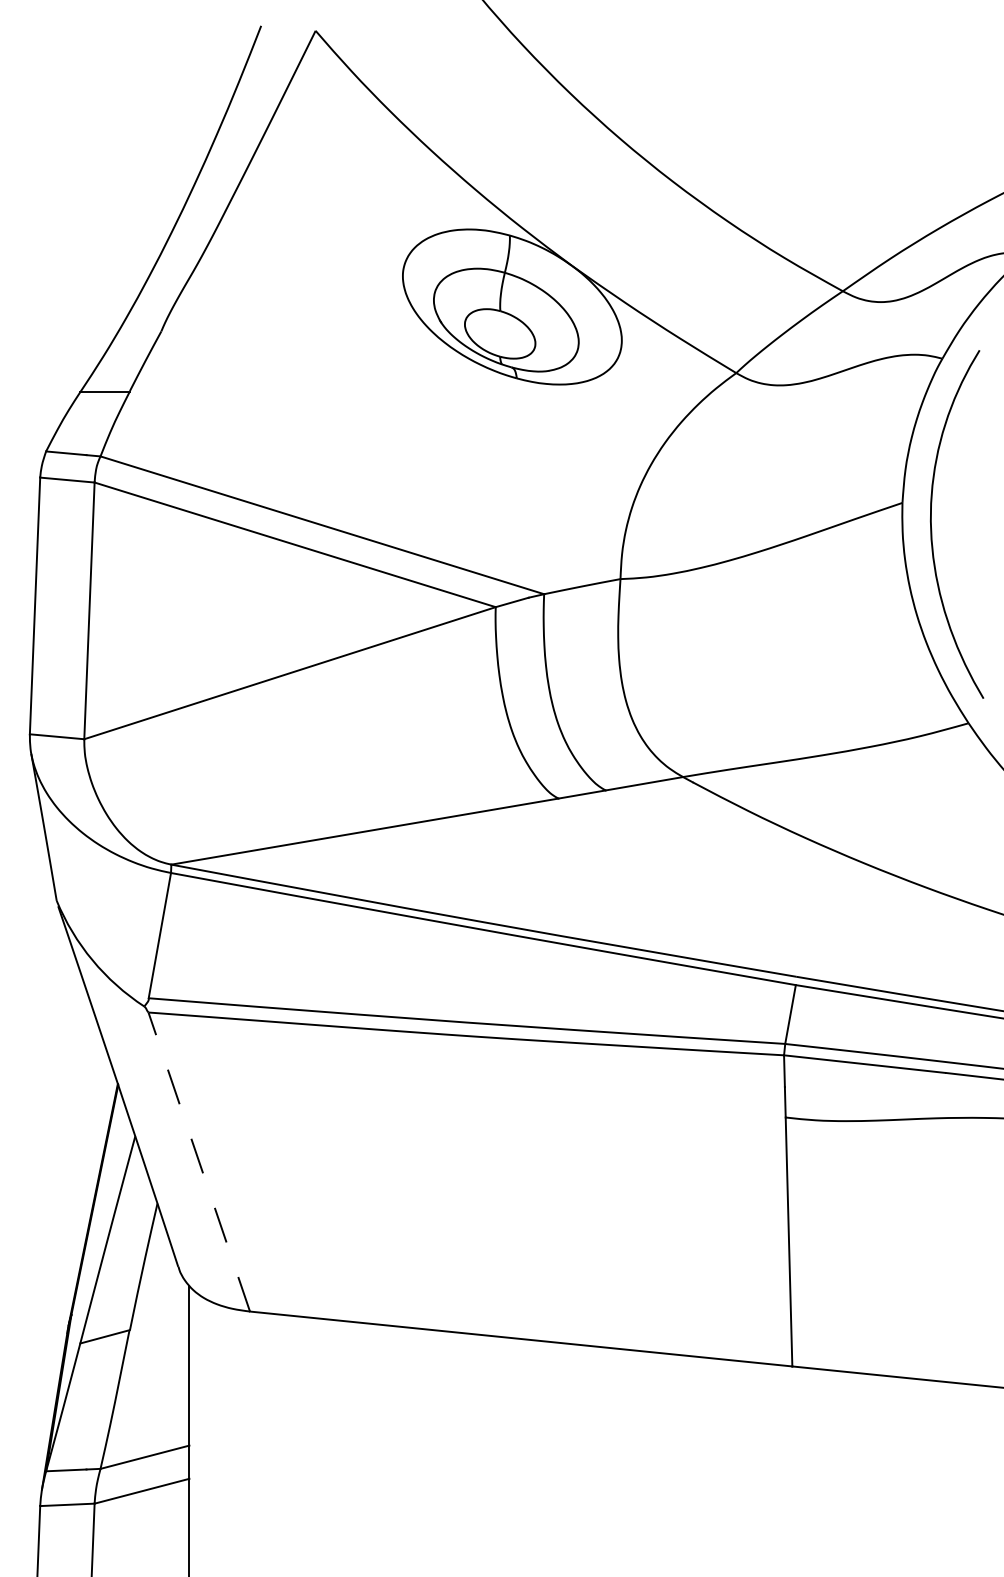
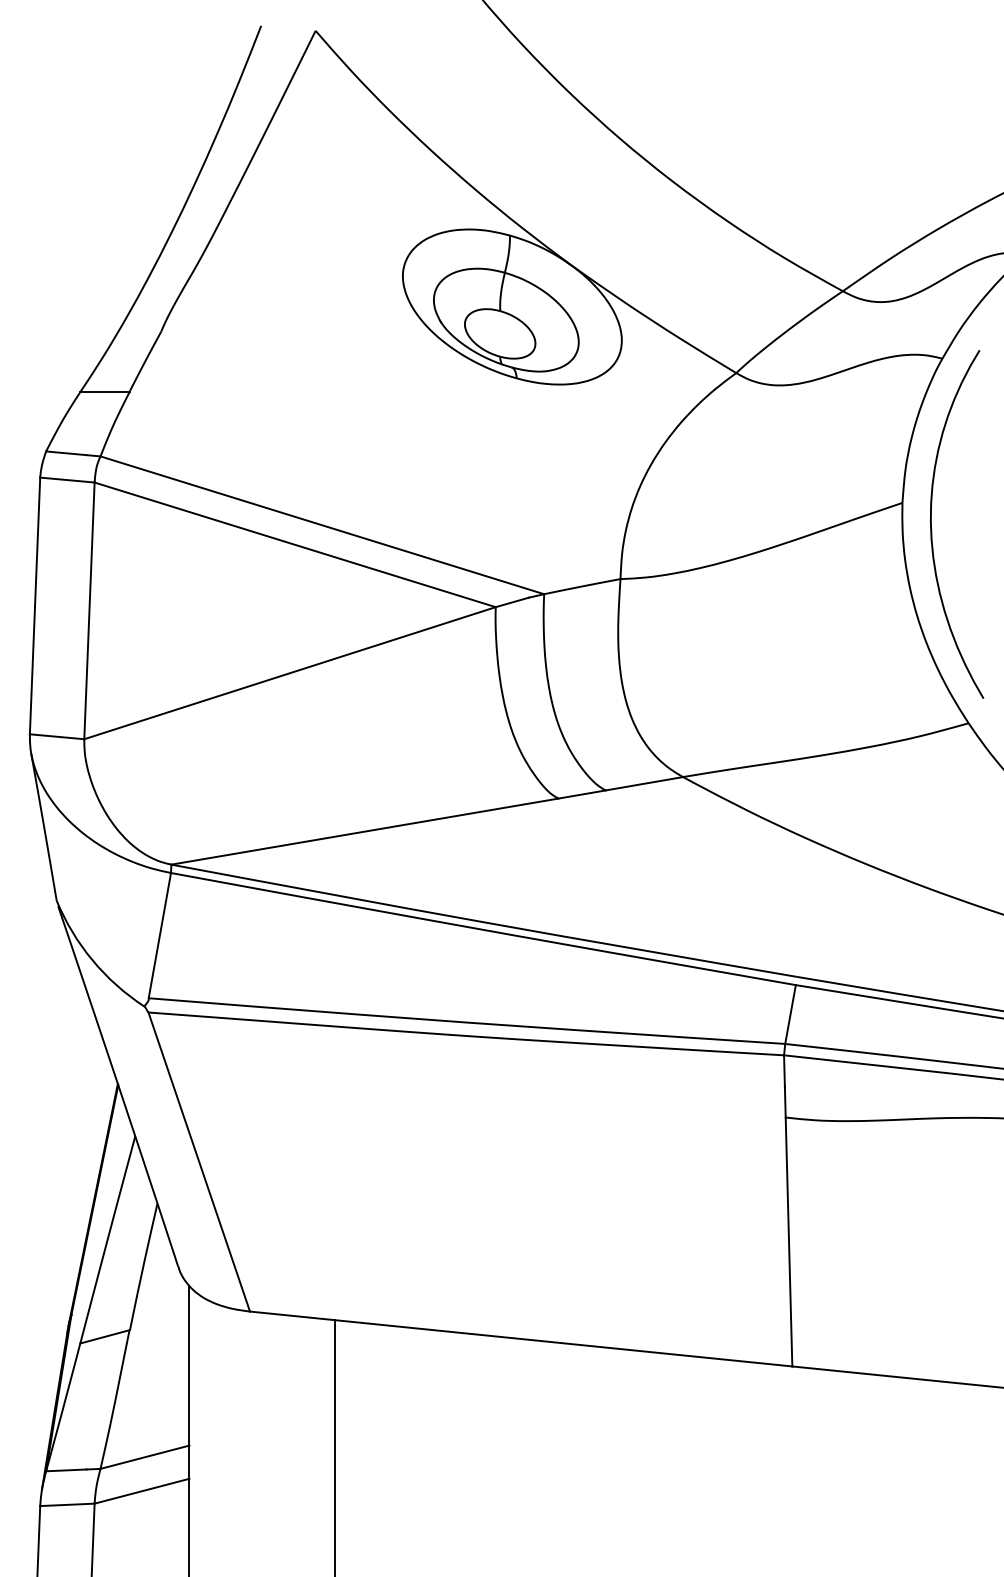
line: dashed -> solid (199, 1162)
line: none -> present (335, 1446)
